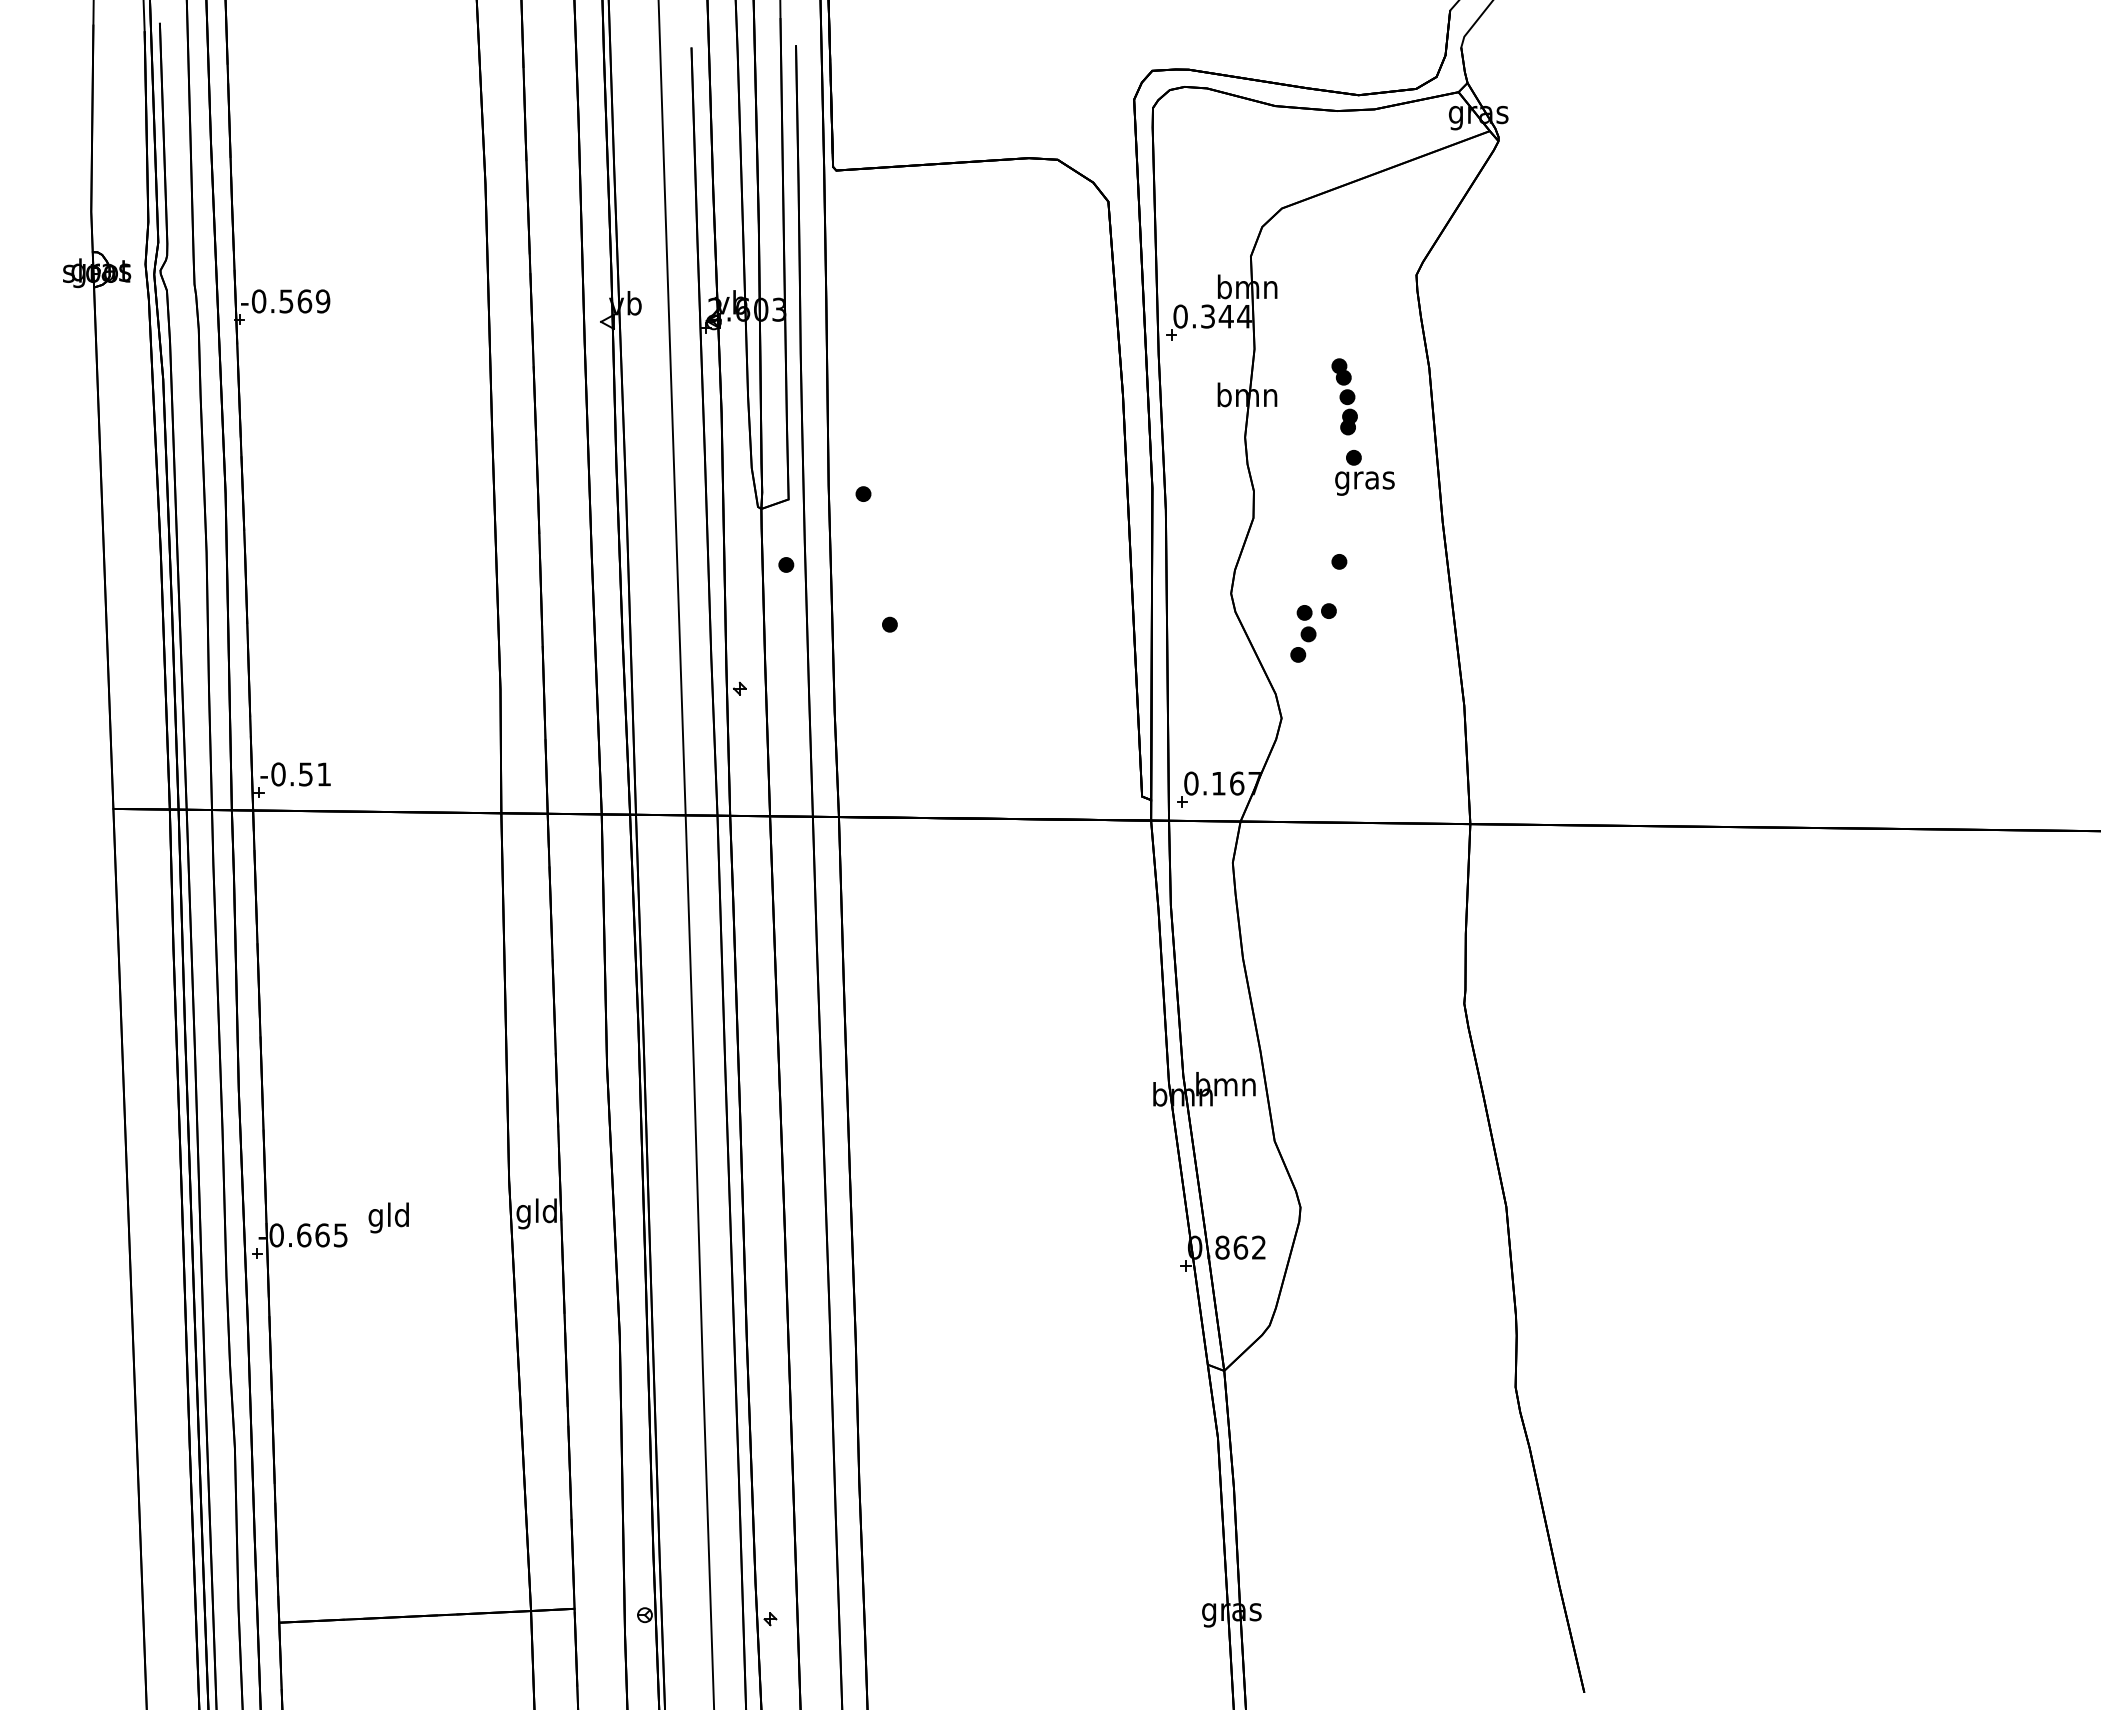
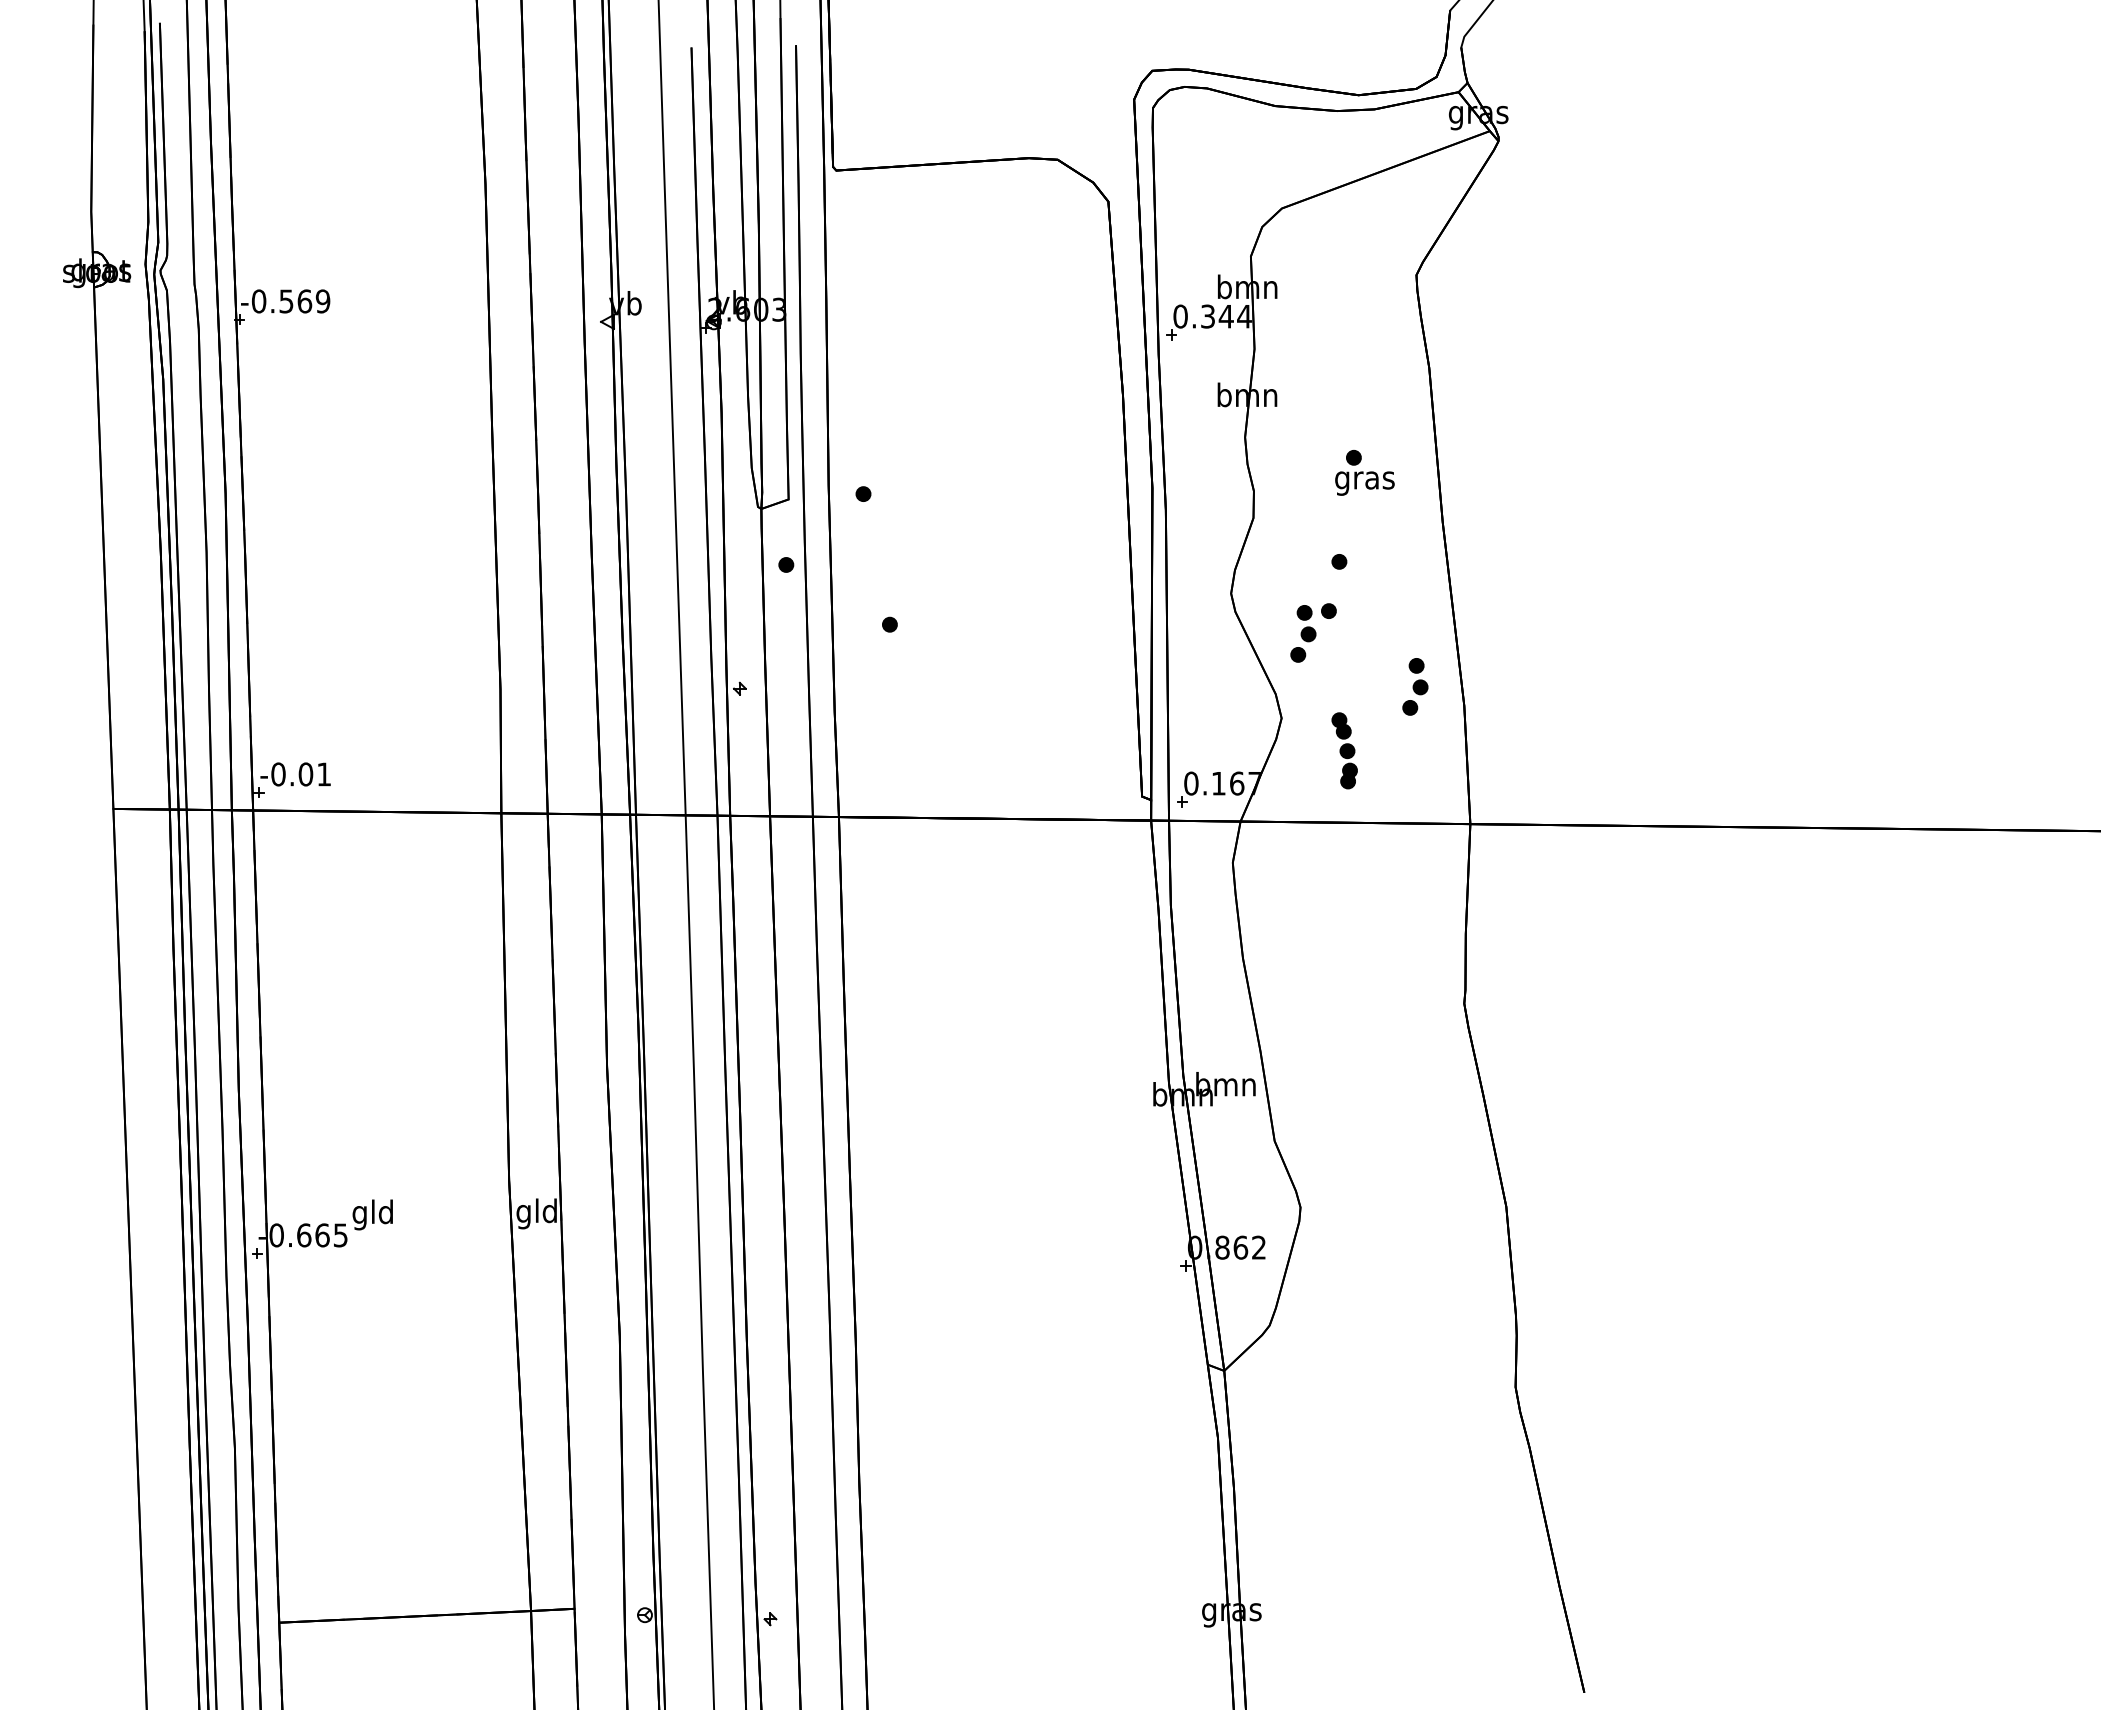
part position: (1344, 396) -> (1344, 750) (1344, 750)
part: none -> present (1415, 686)
text: -0.51 -> -0.01 (305, 774)
text position: (388, 1217) -> (372, 1214) (372, 1214)
